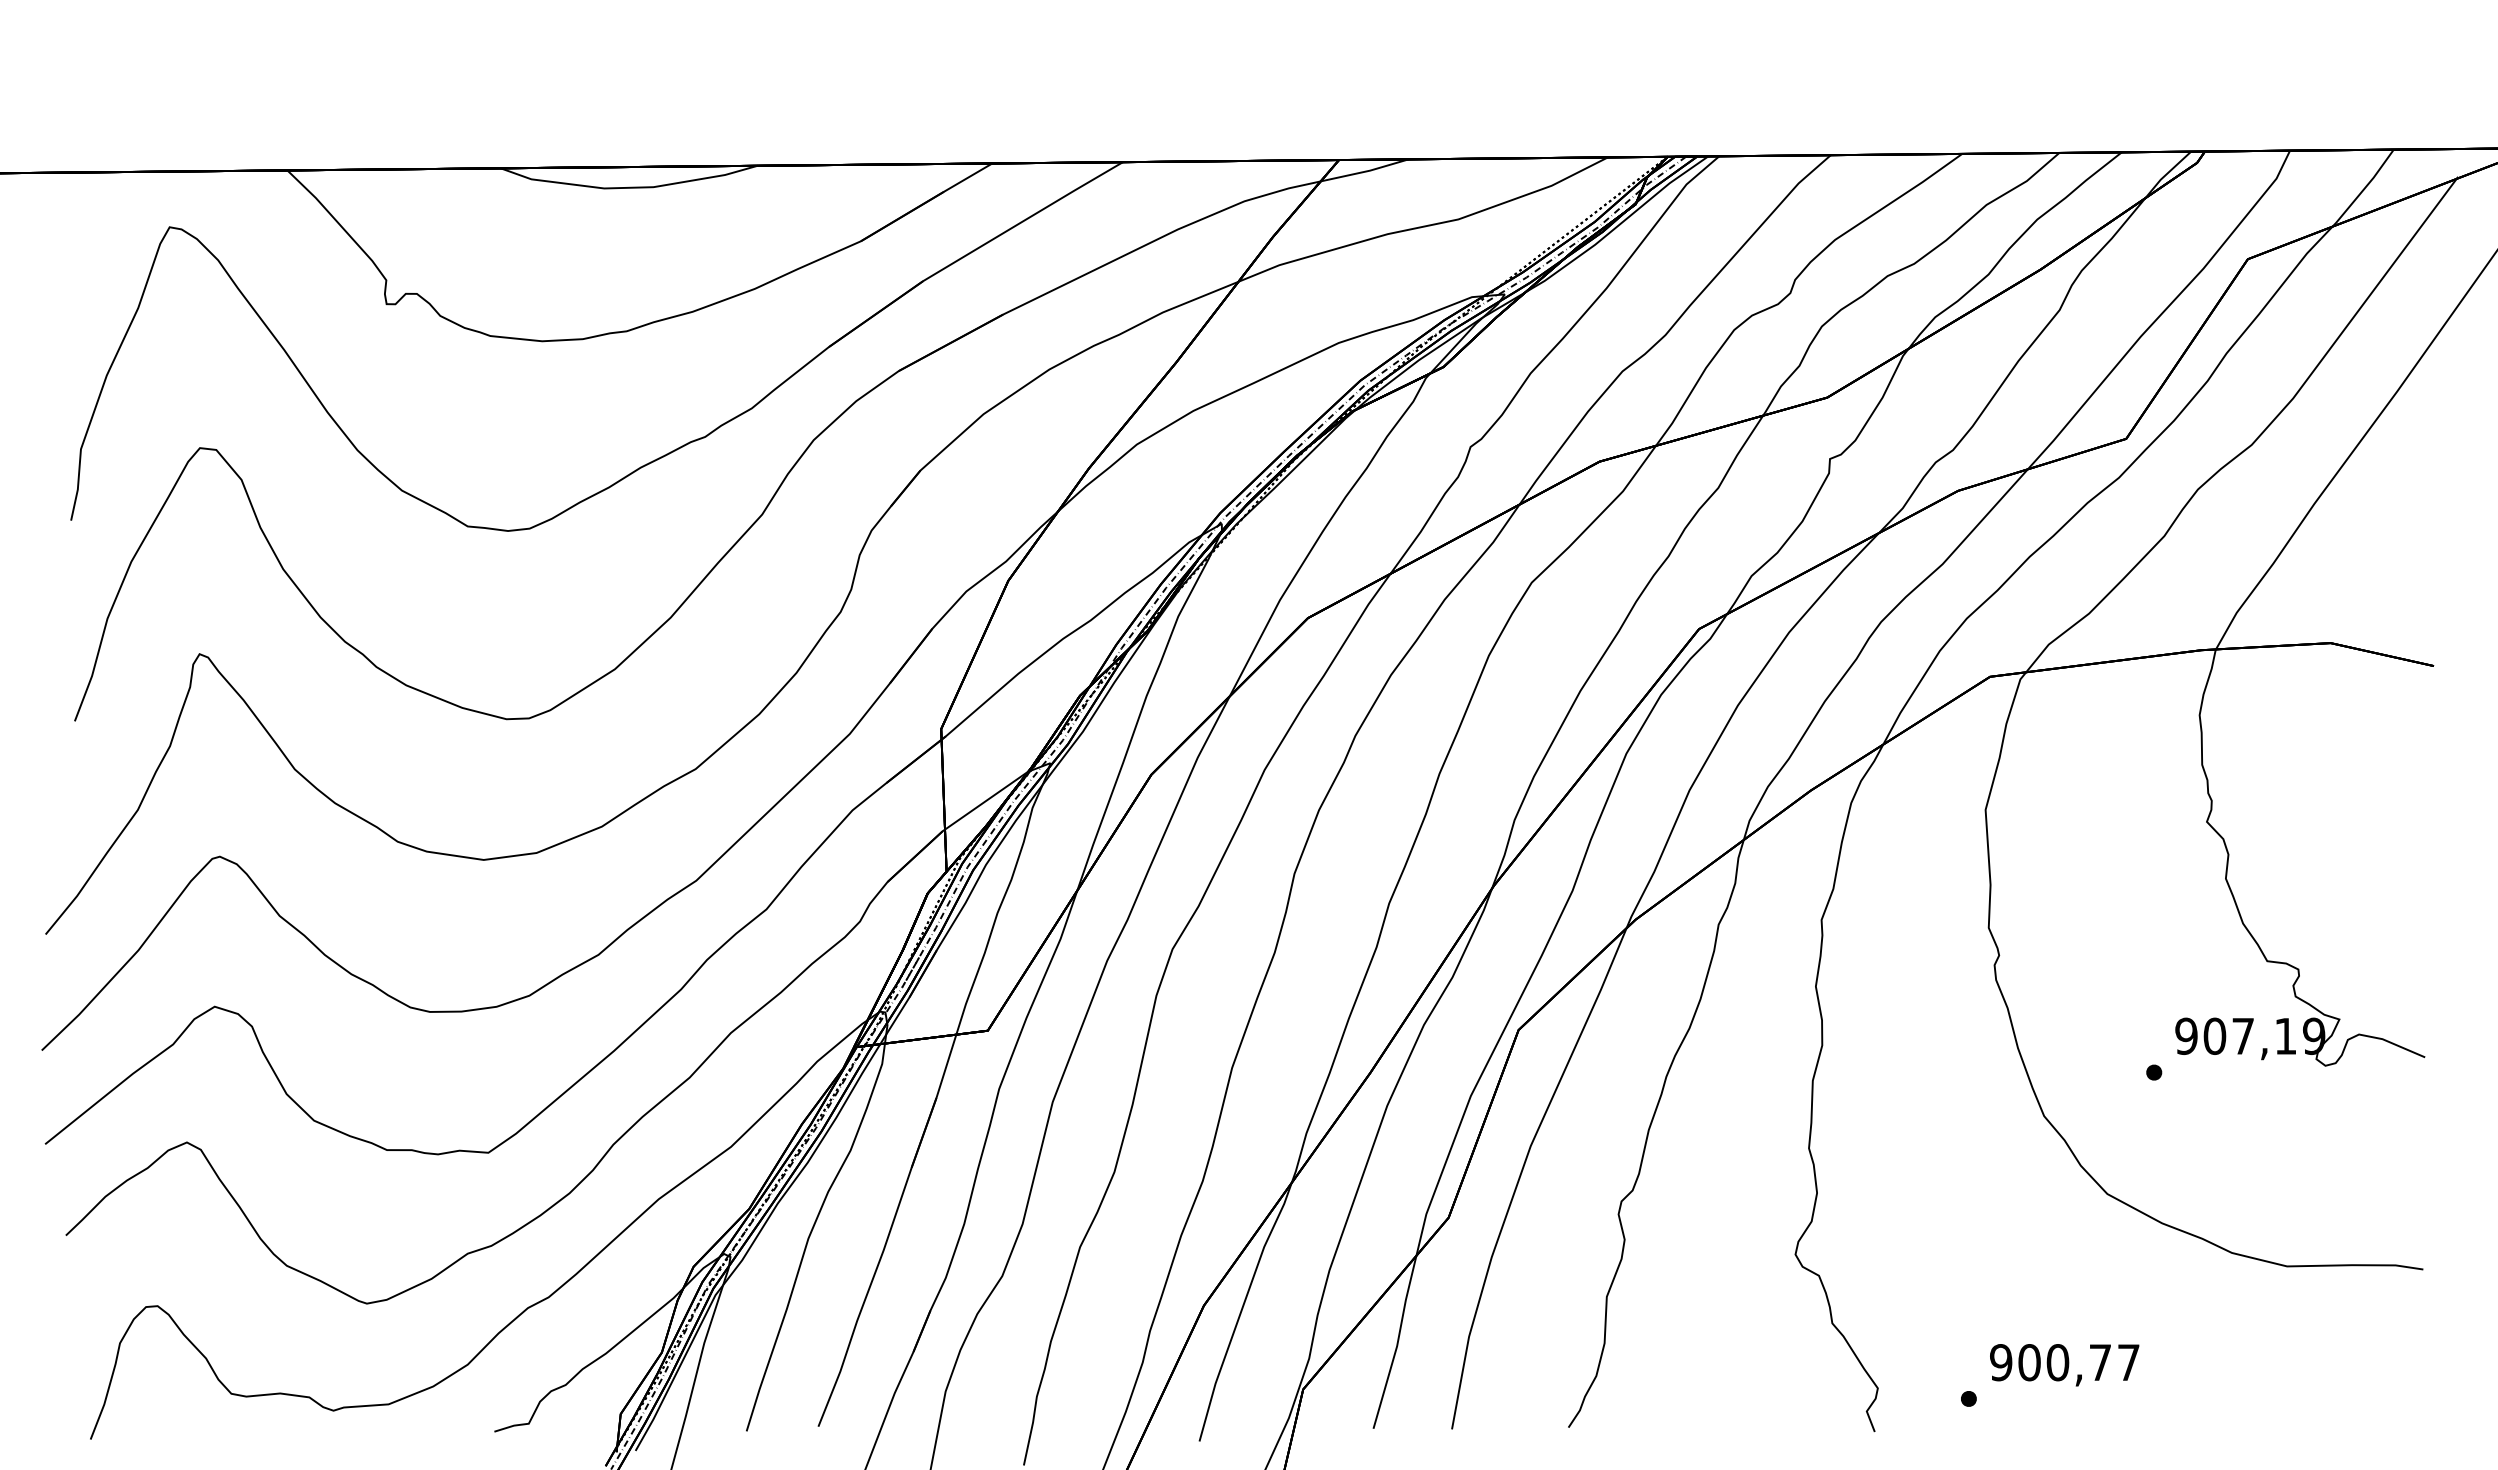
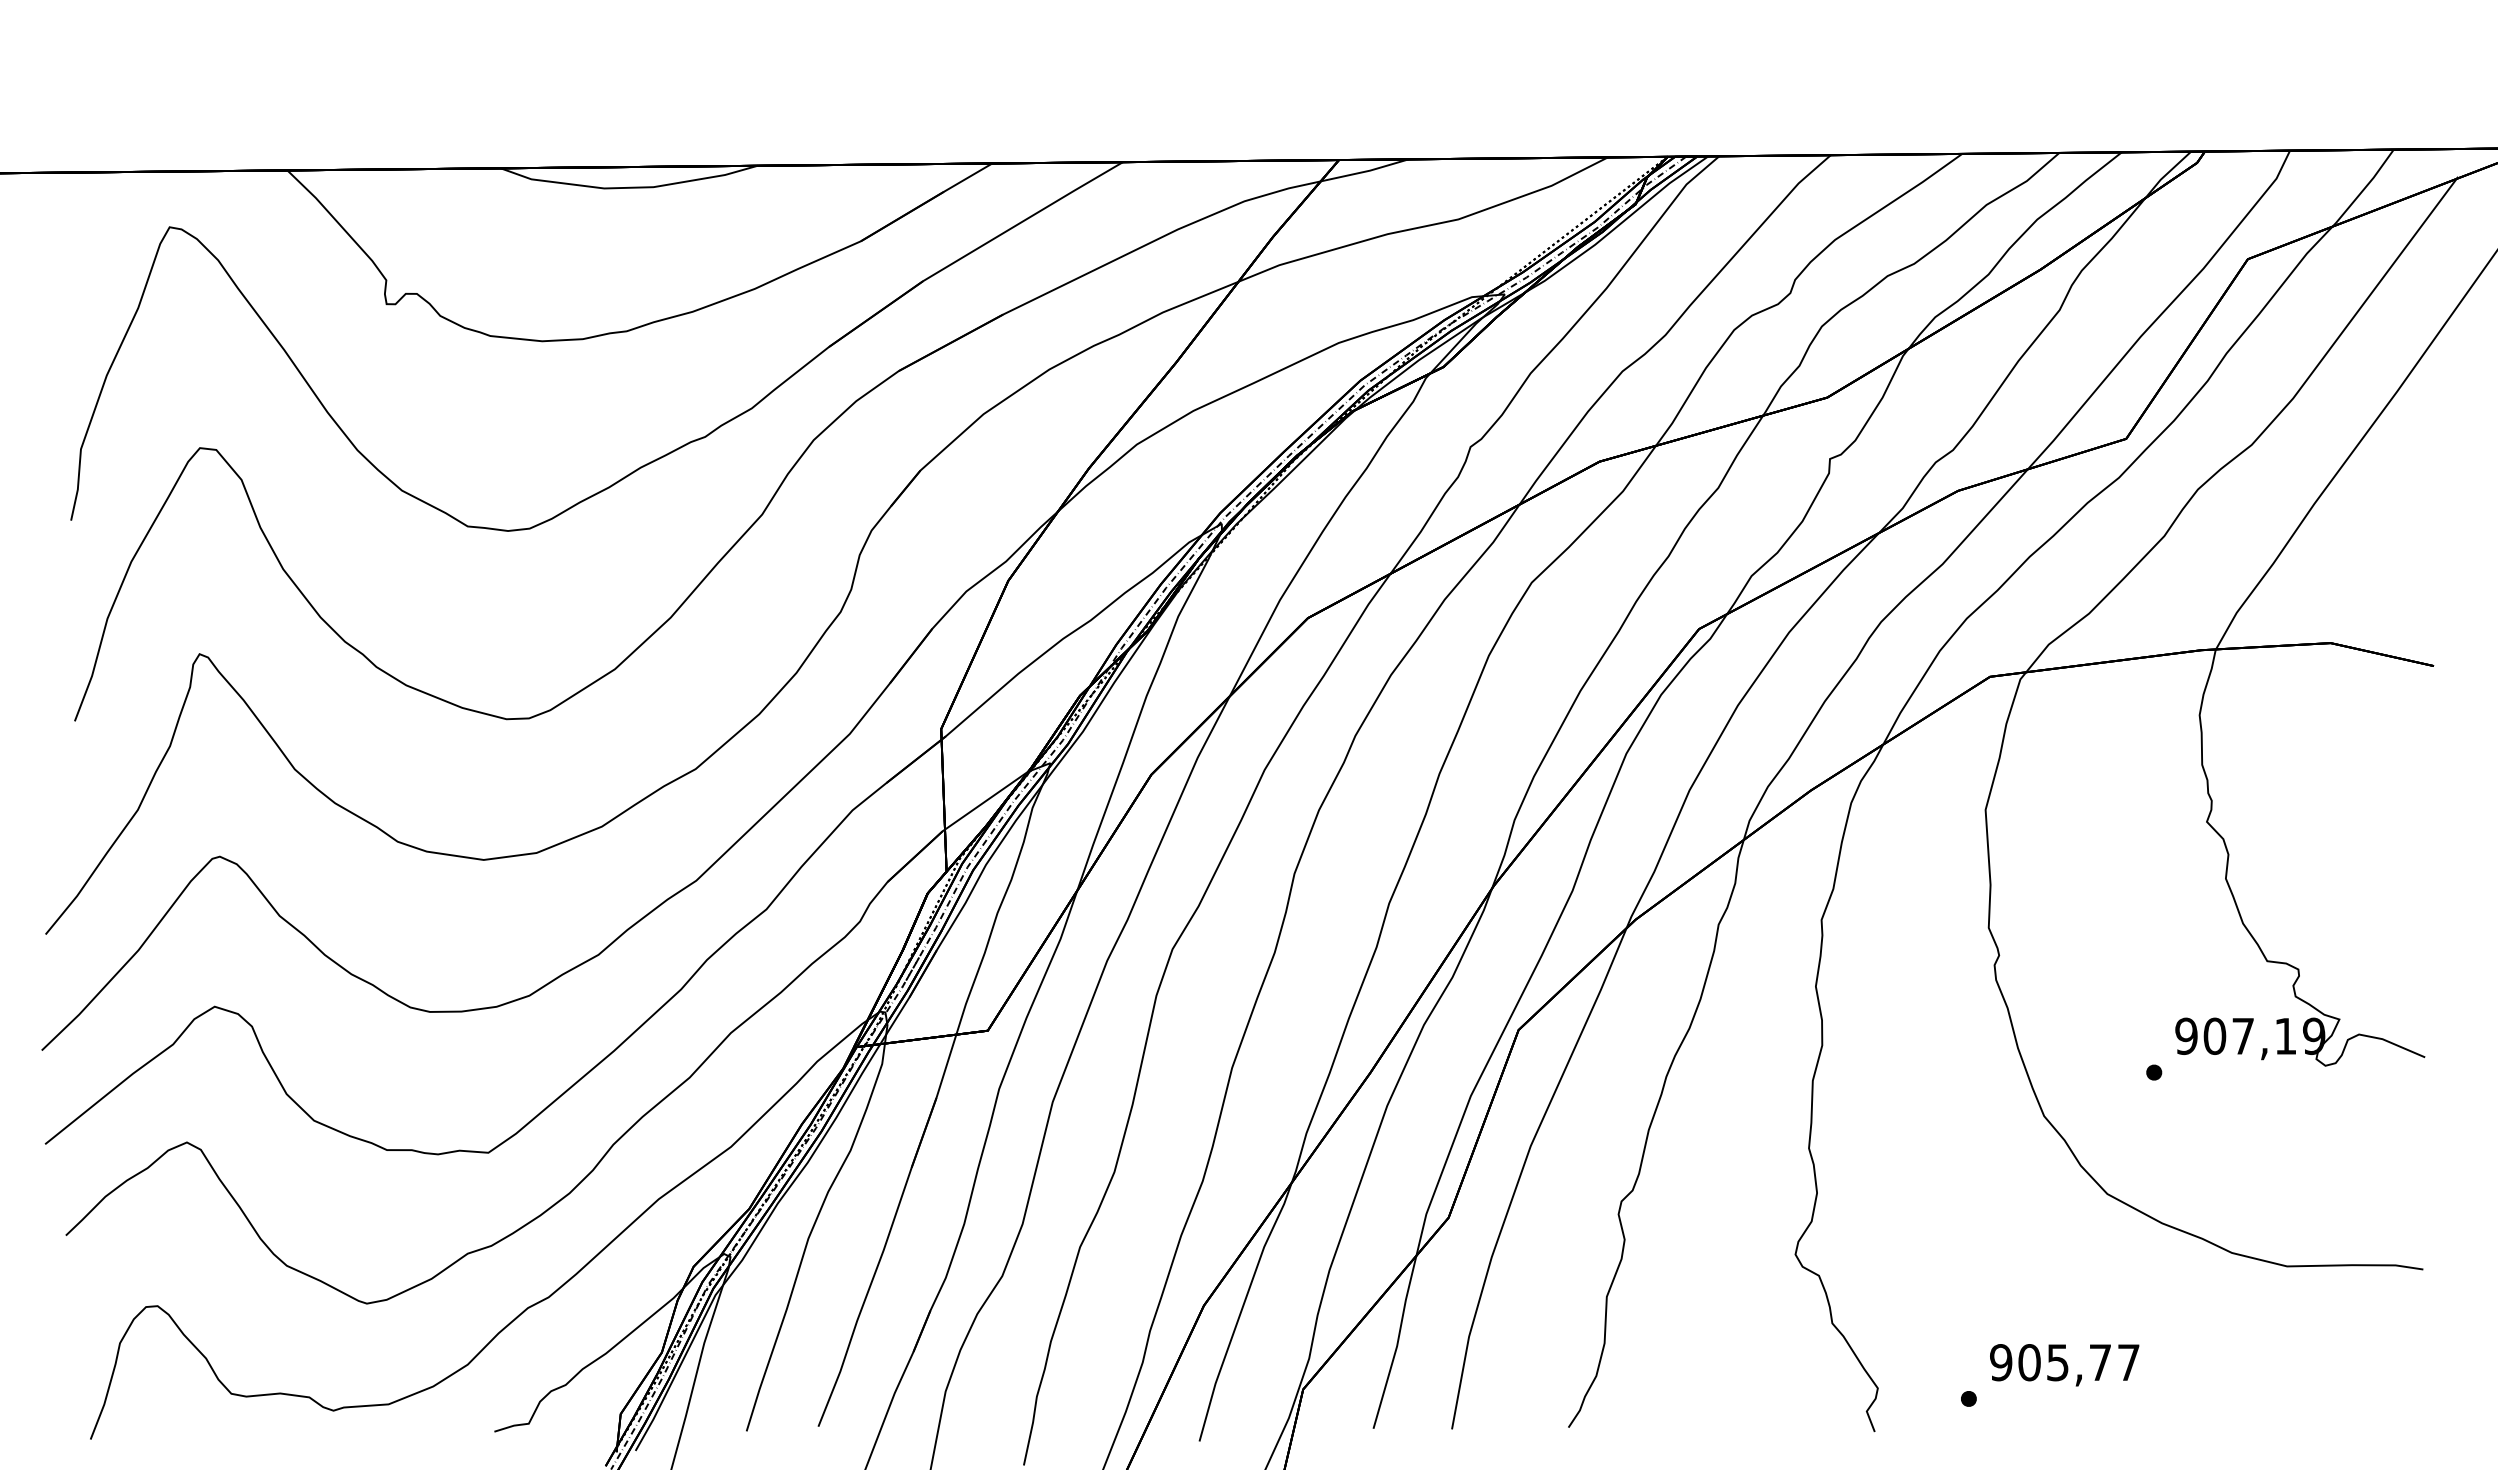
text: 900,77 -> 905,77 (2057, 1362)
